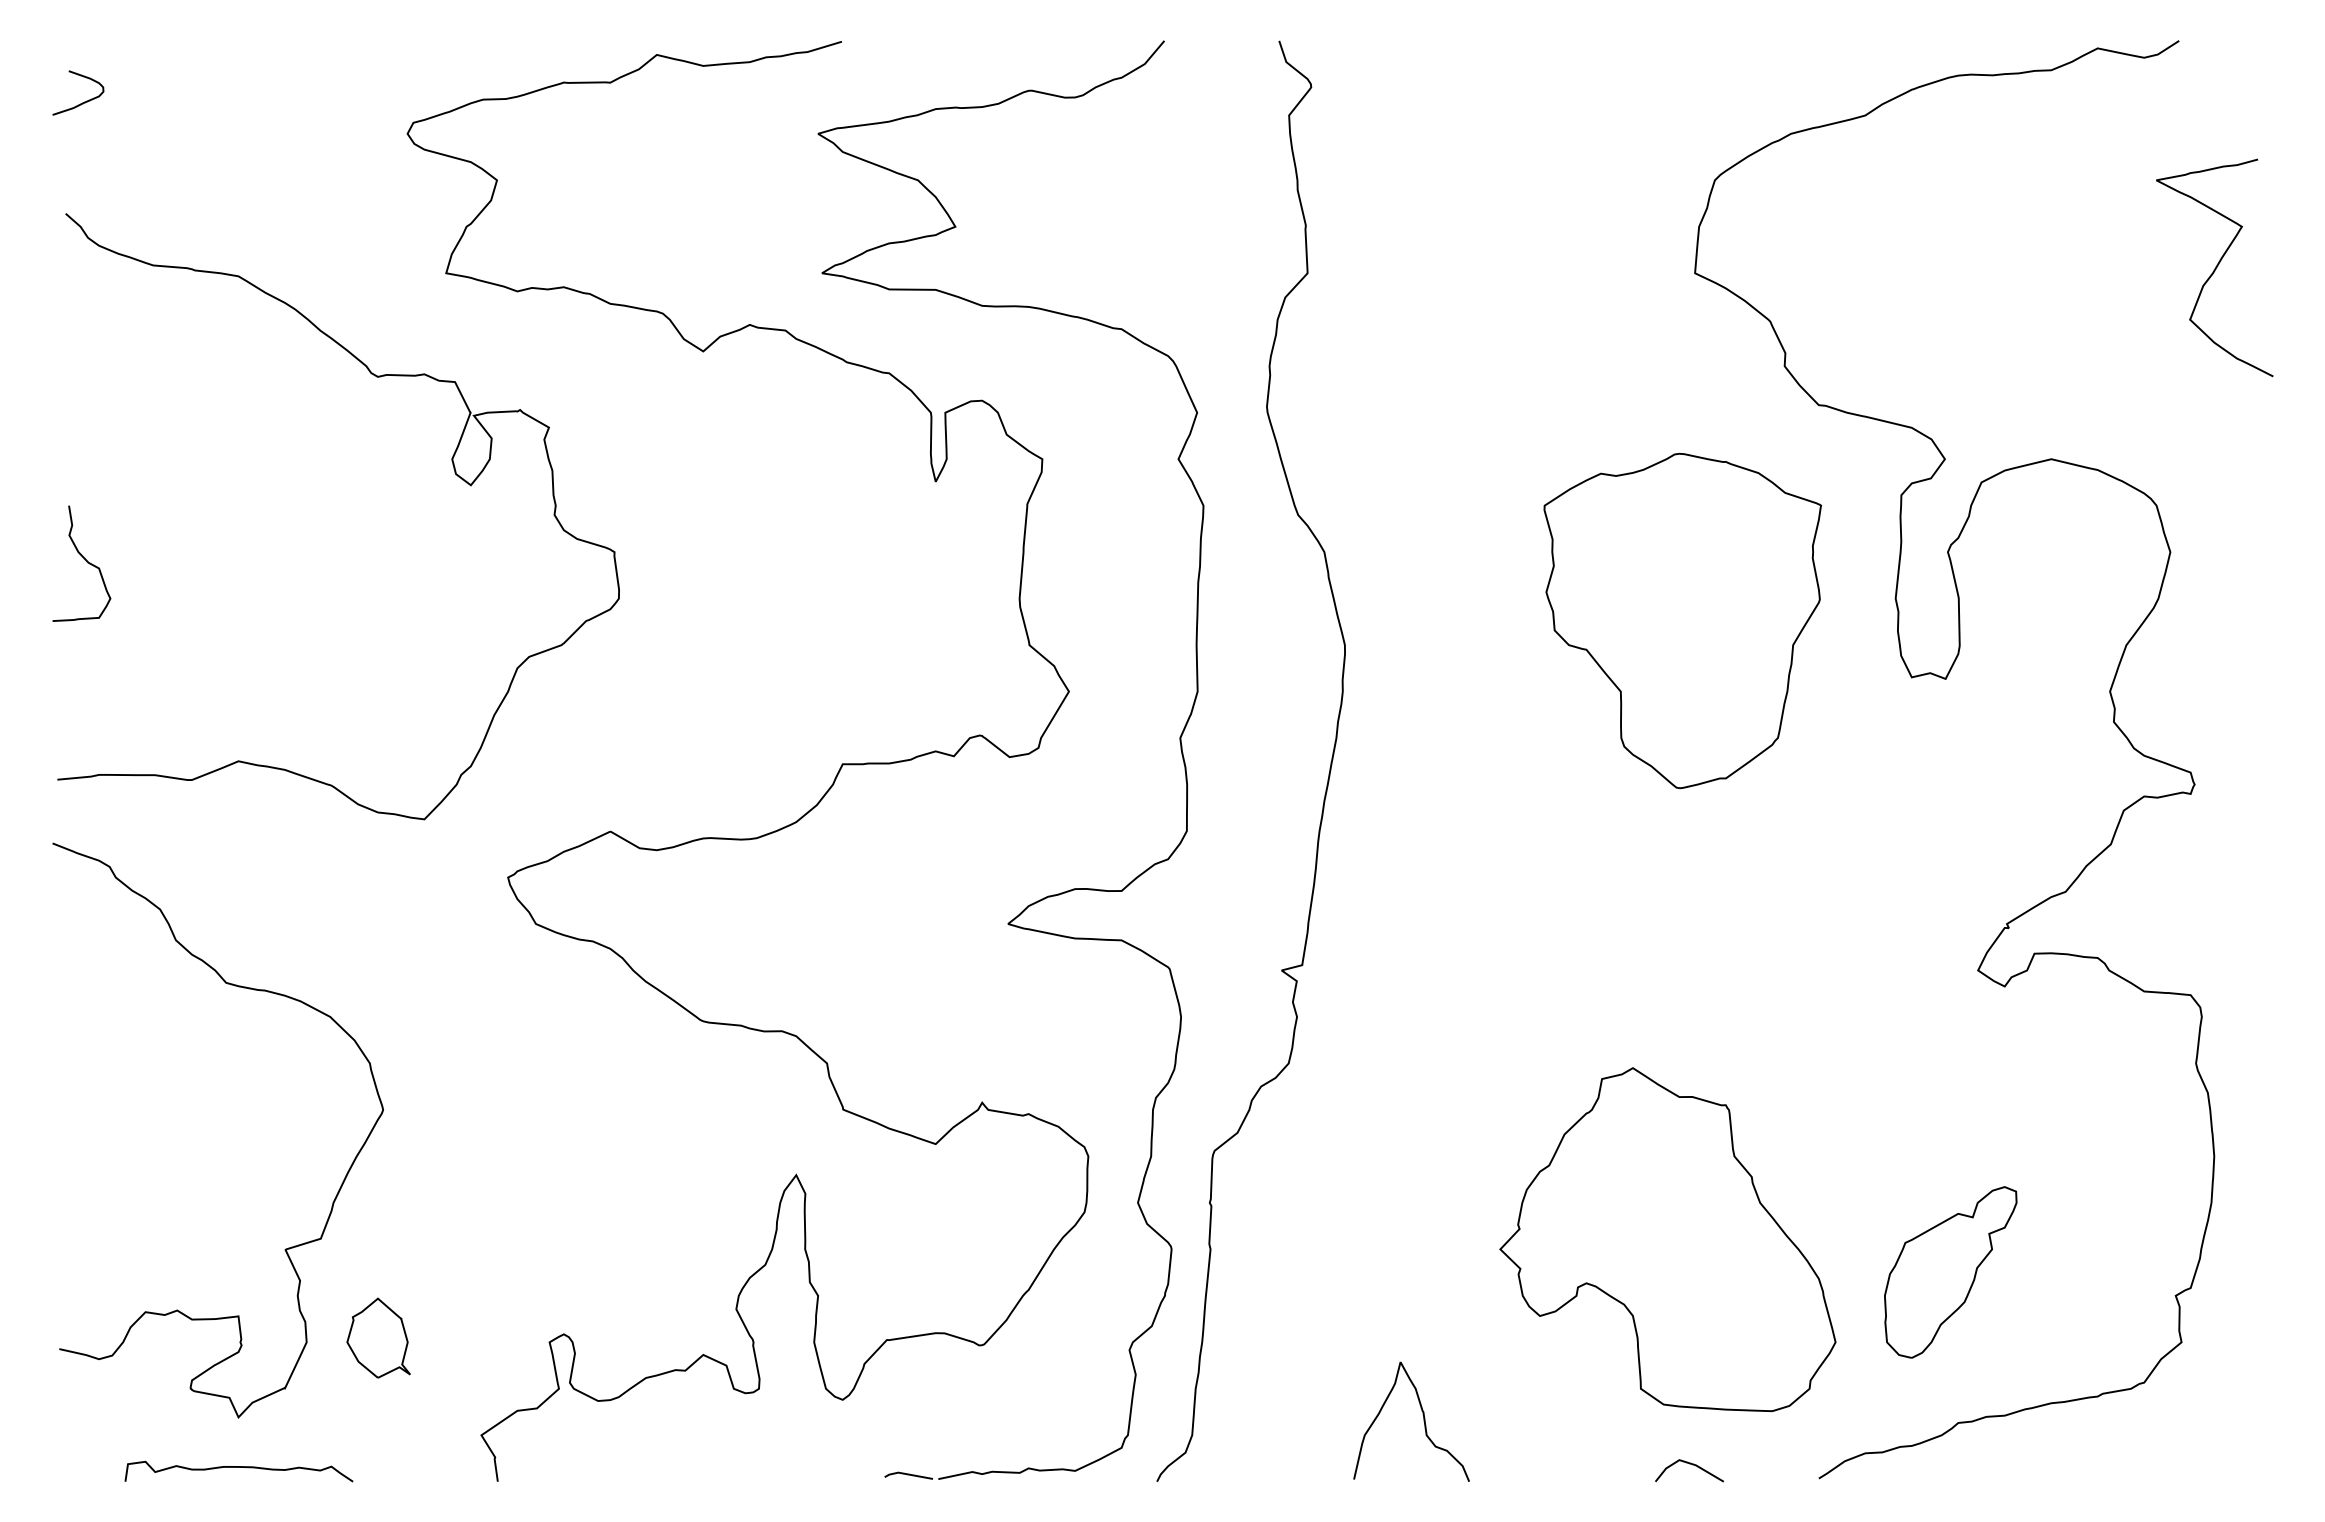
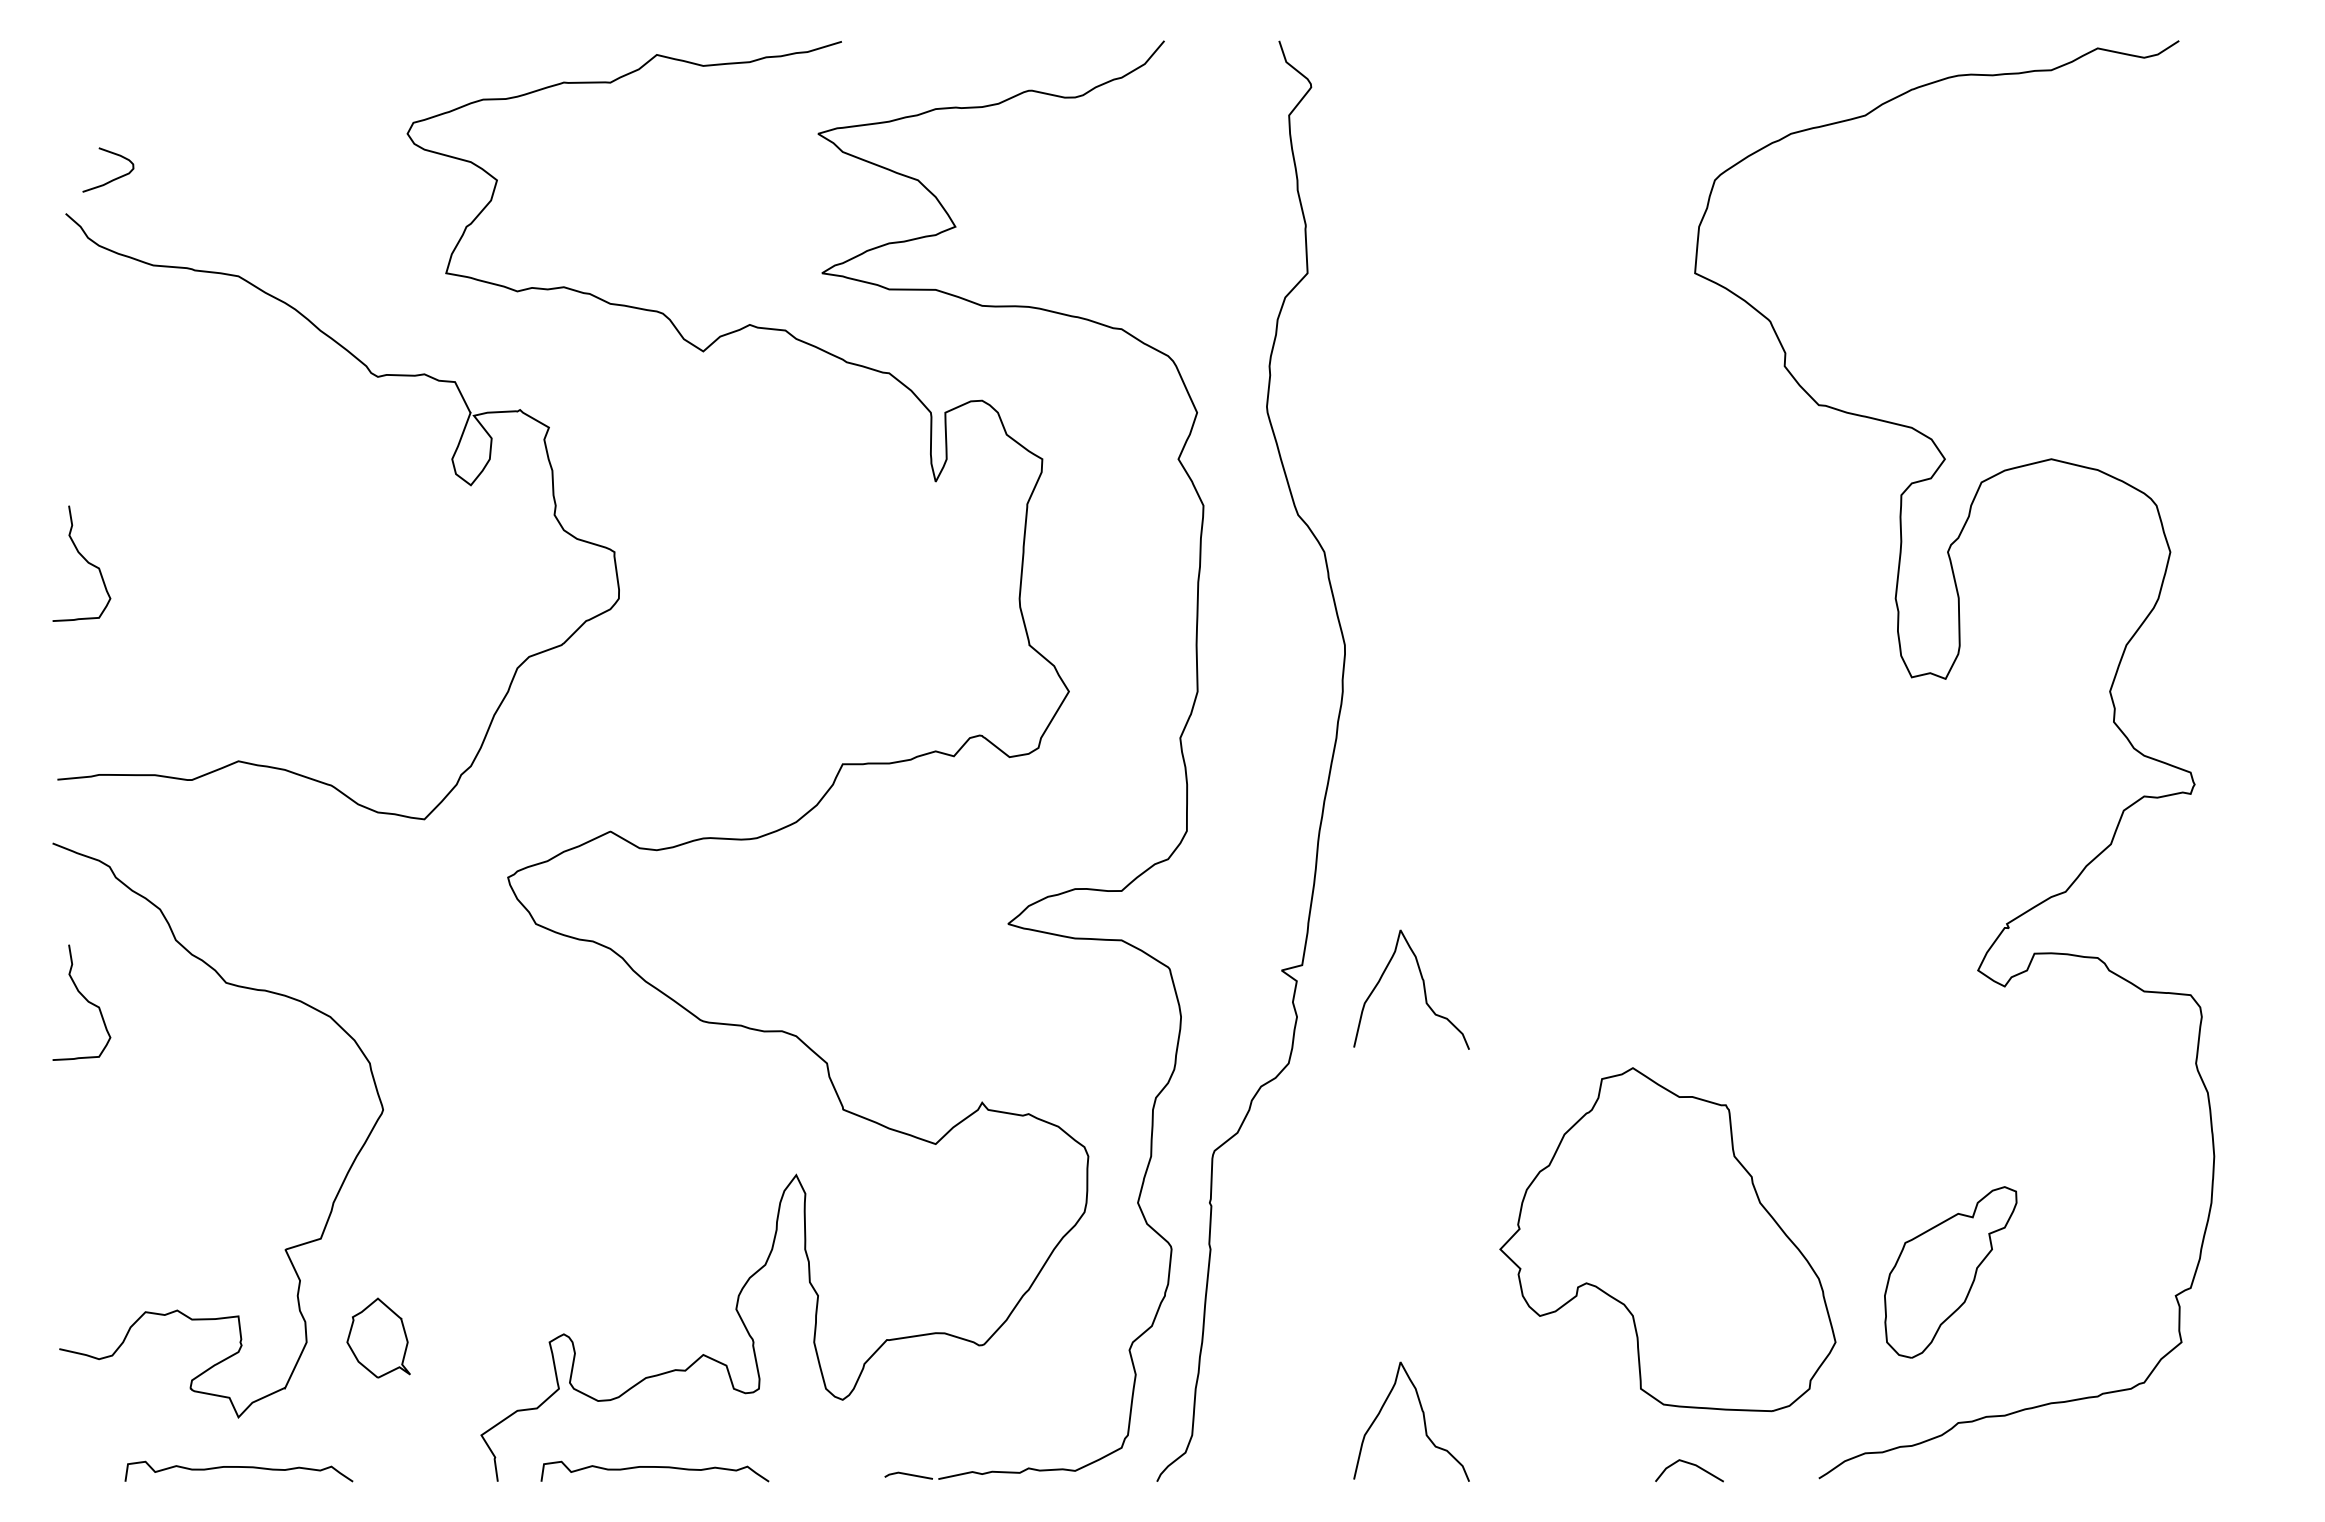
curve position: (82, 102) -> (112, 179) (112, 179)
curve: present -> none (2215, 267)
part: present -> none (1682, 620)
curve: none -> present (1423, 989)
curve: none -> present (84, 998)
curve: none -> present (654, 1467)
